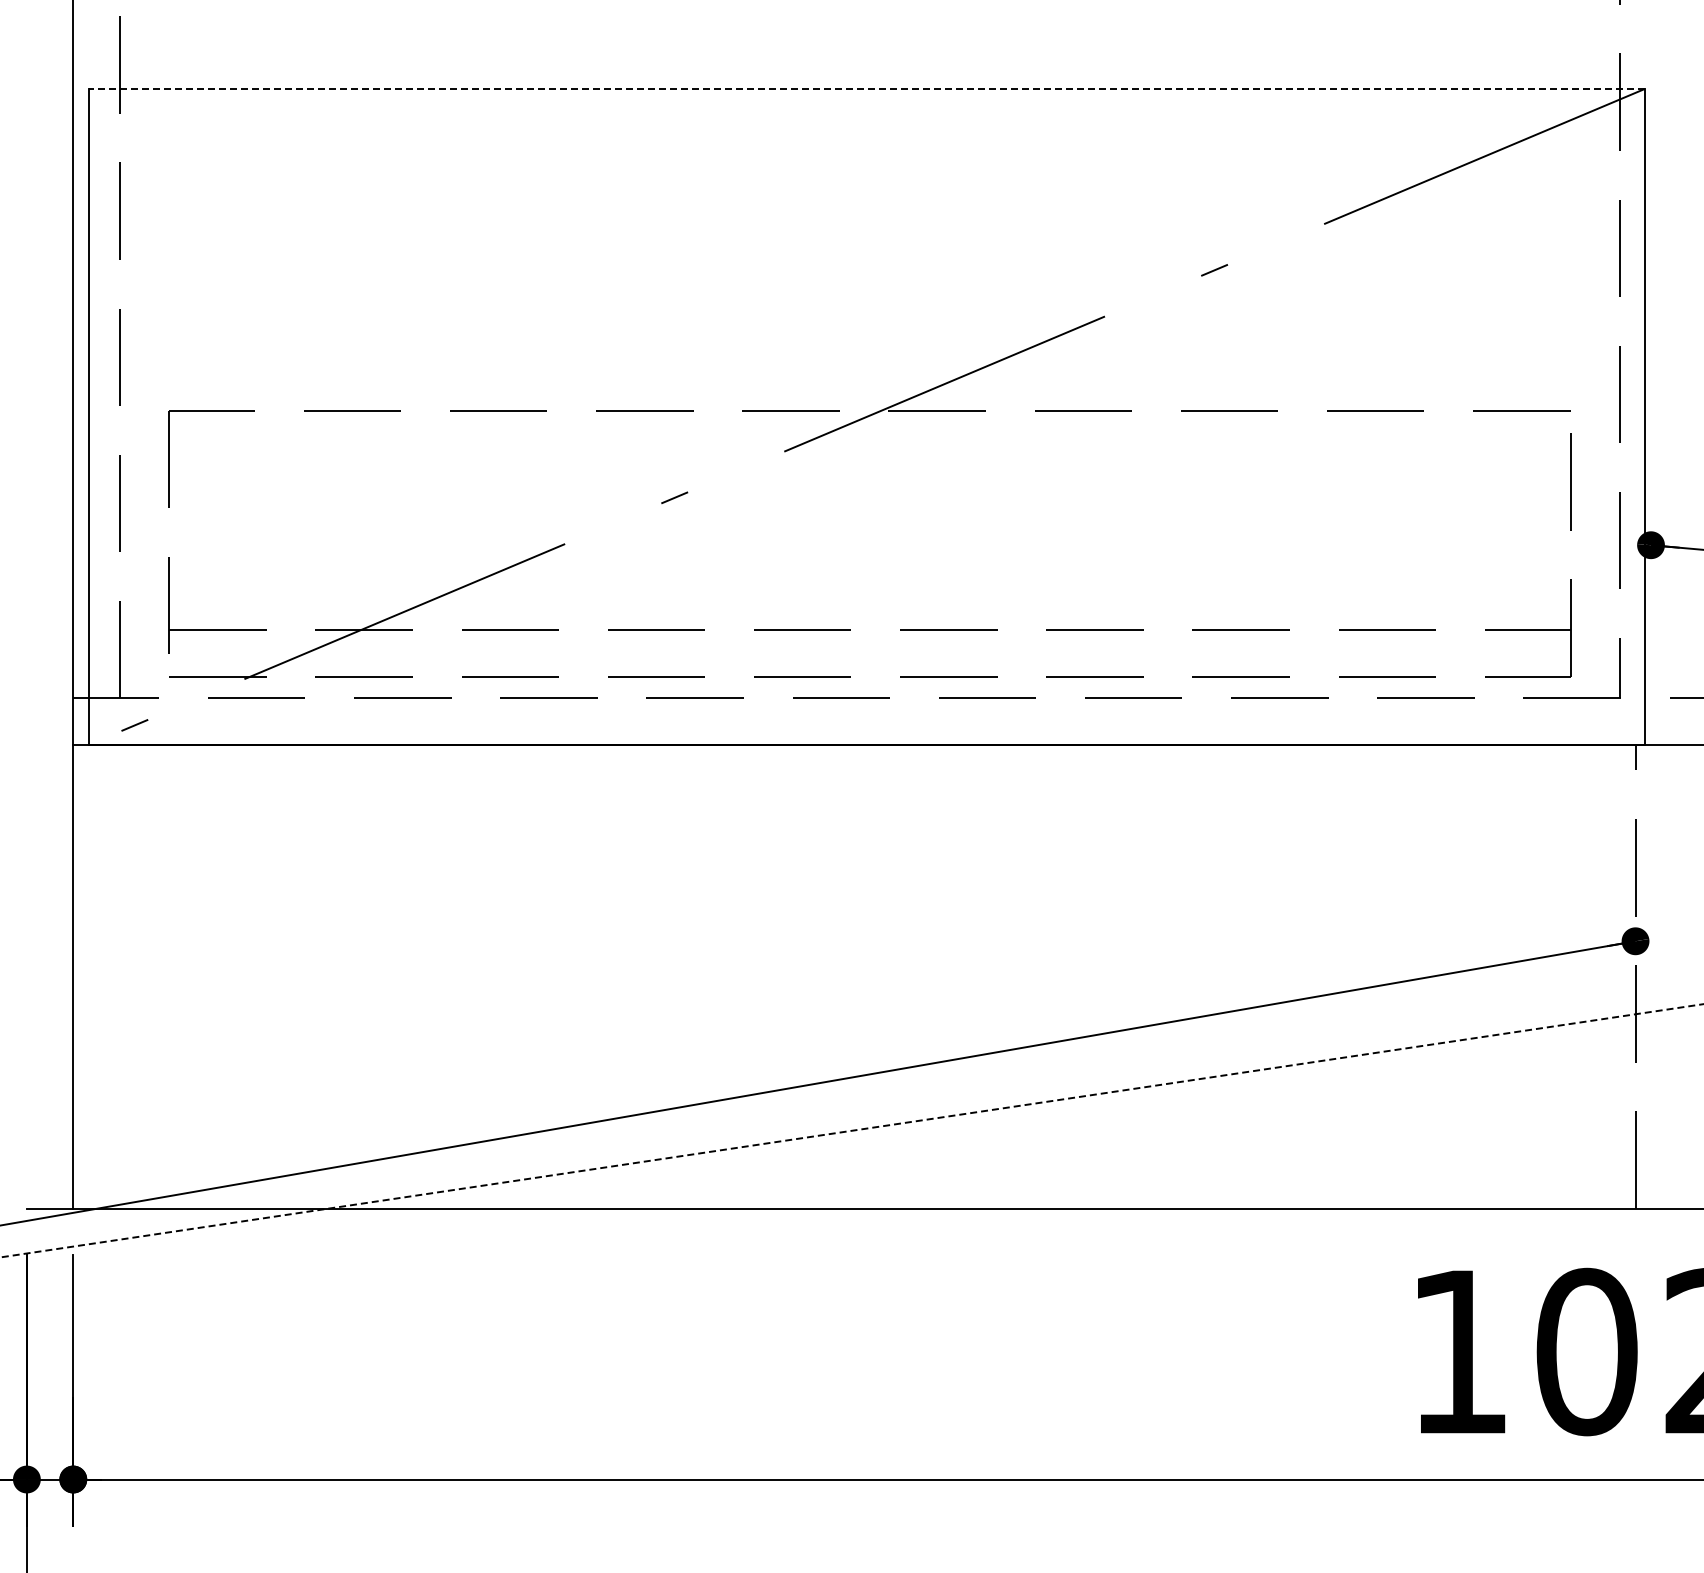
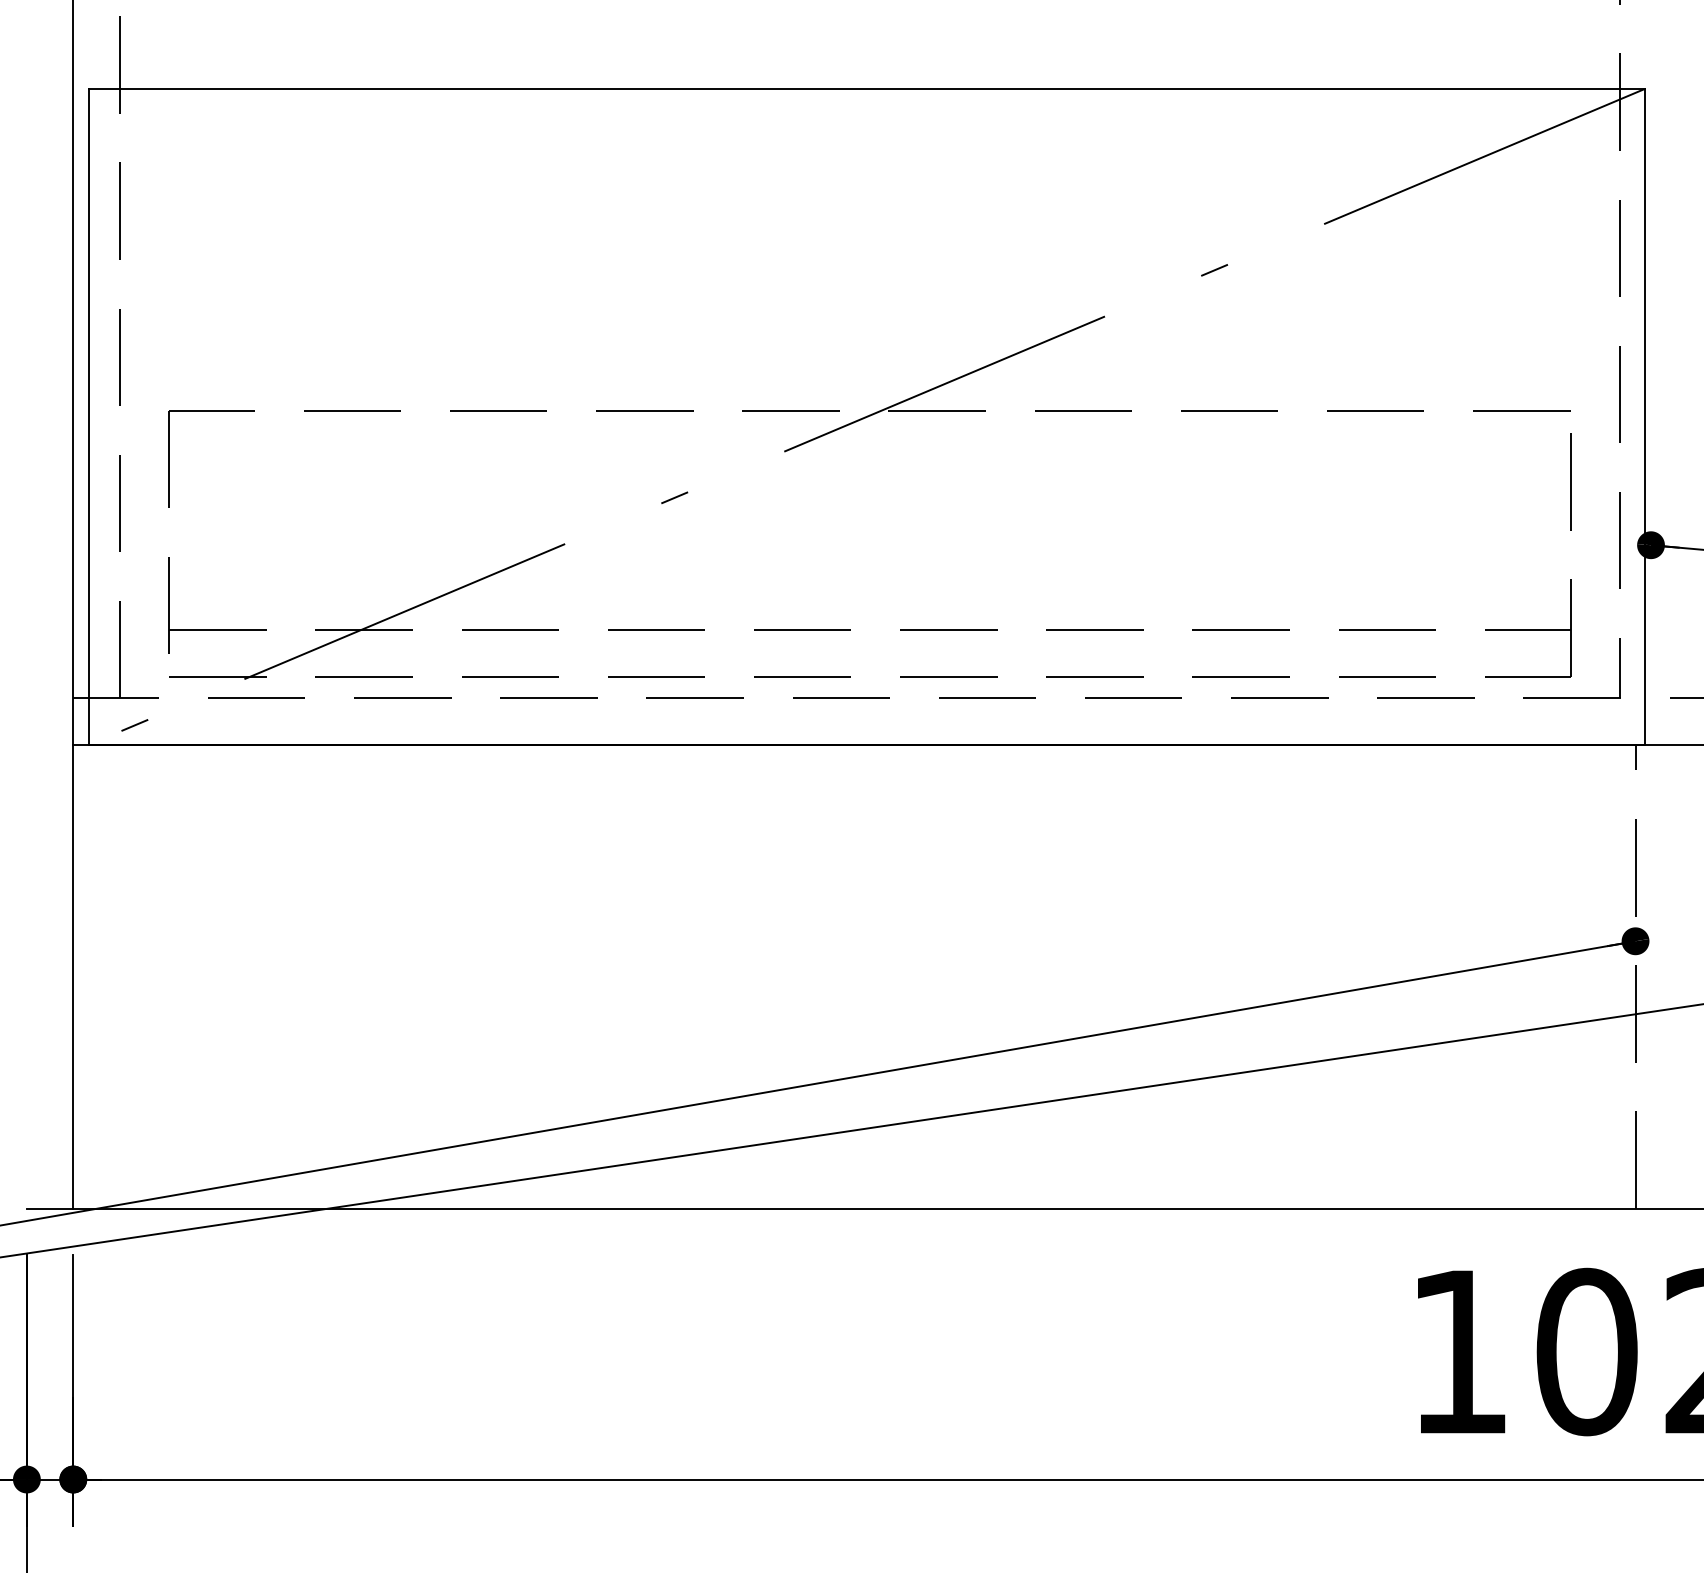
line: dashed -> solid (866, 88)
line: dashed -> solid (851, 1130)
